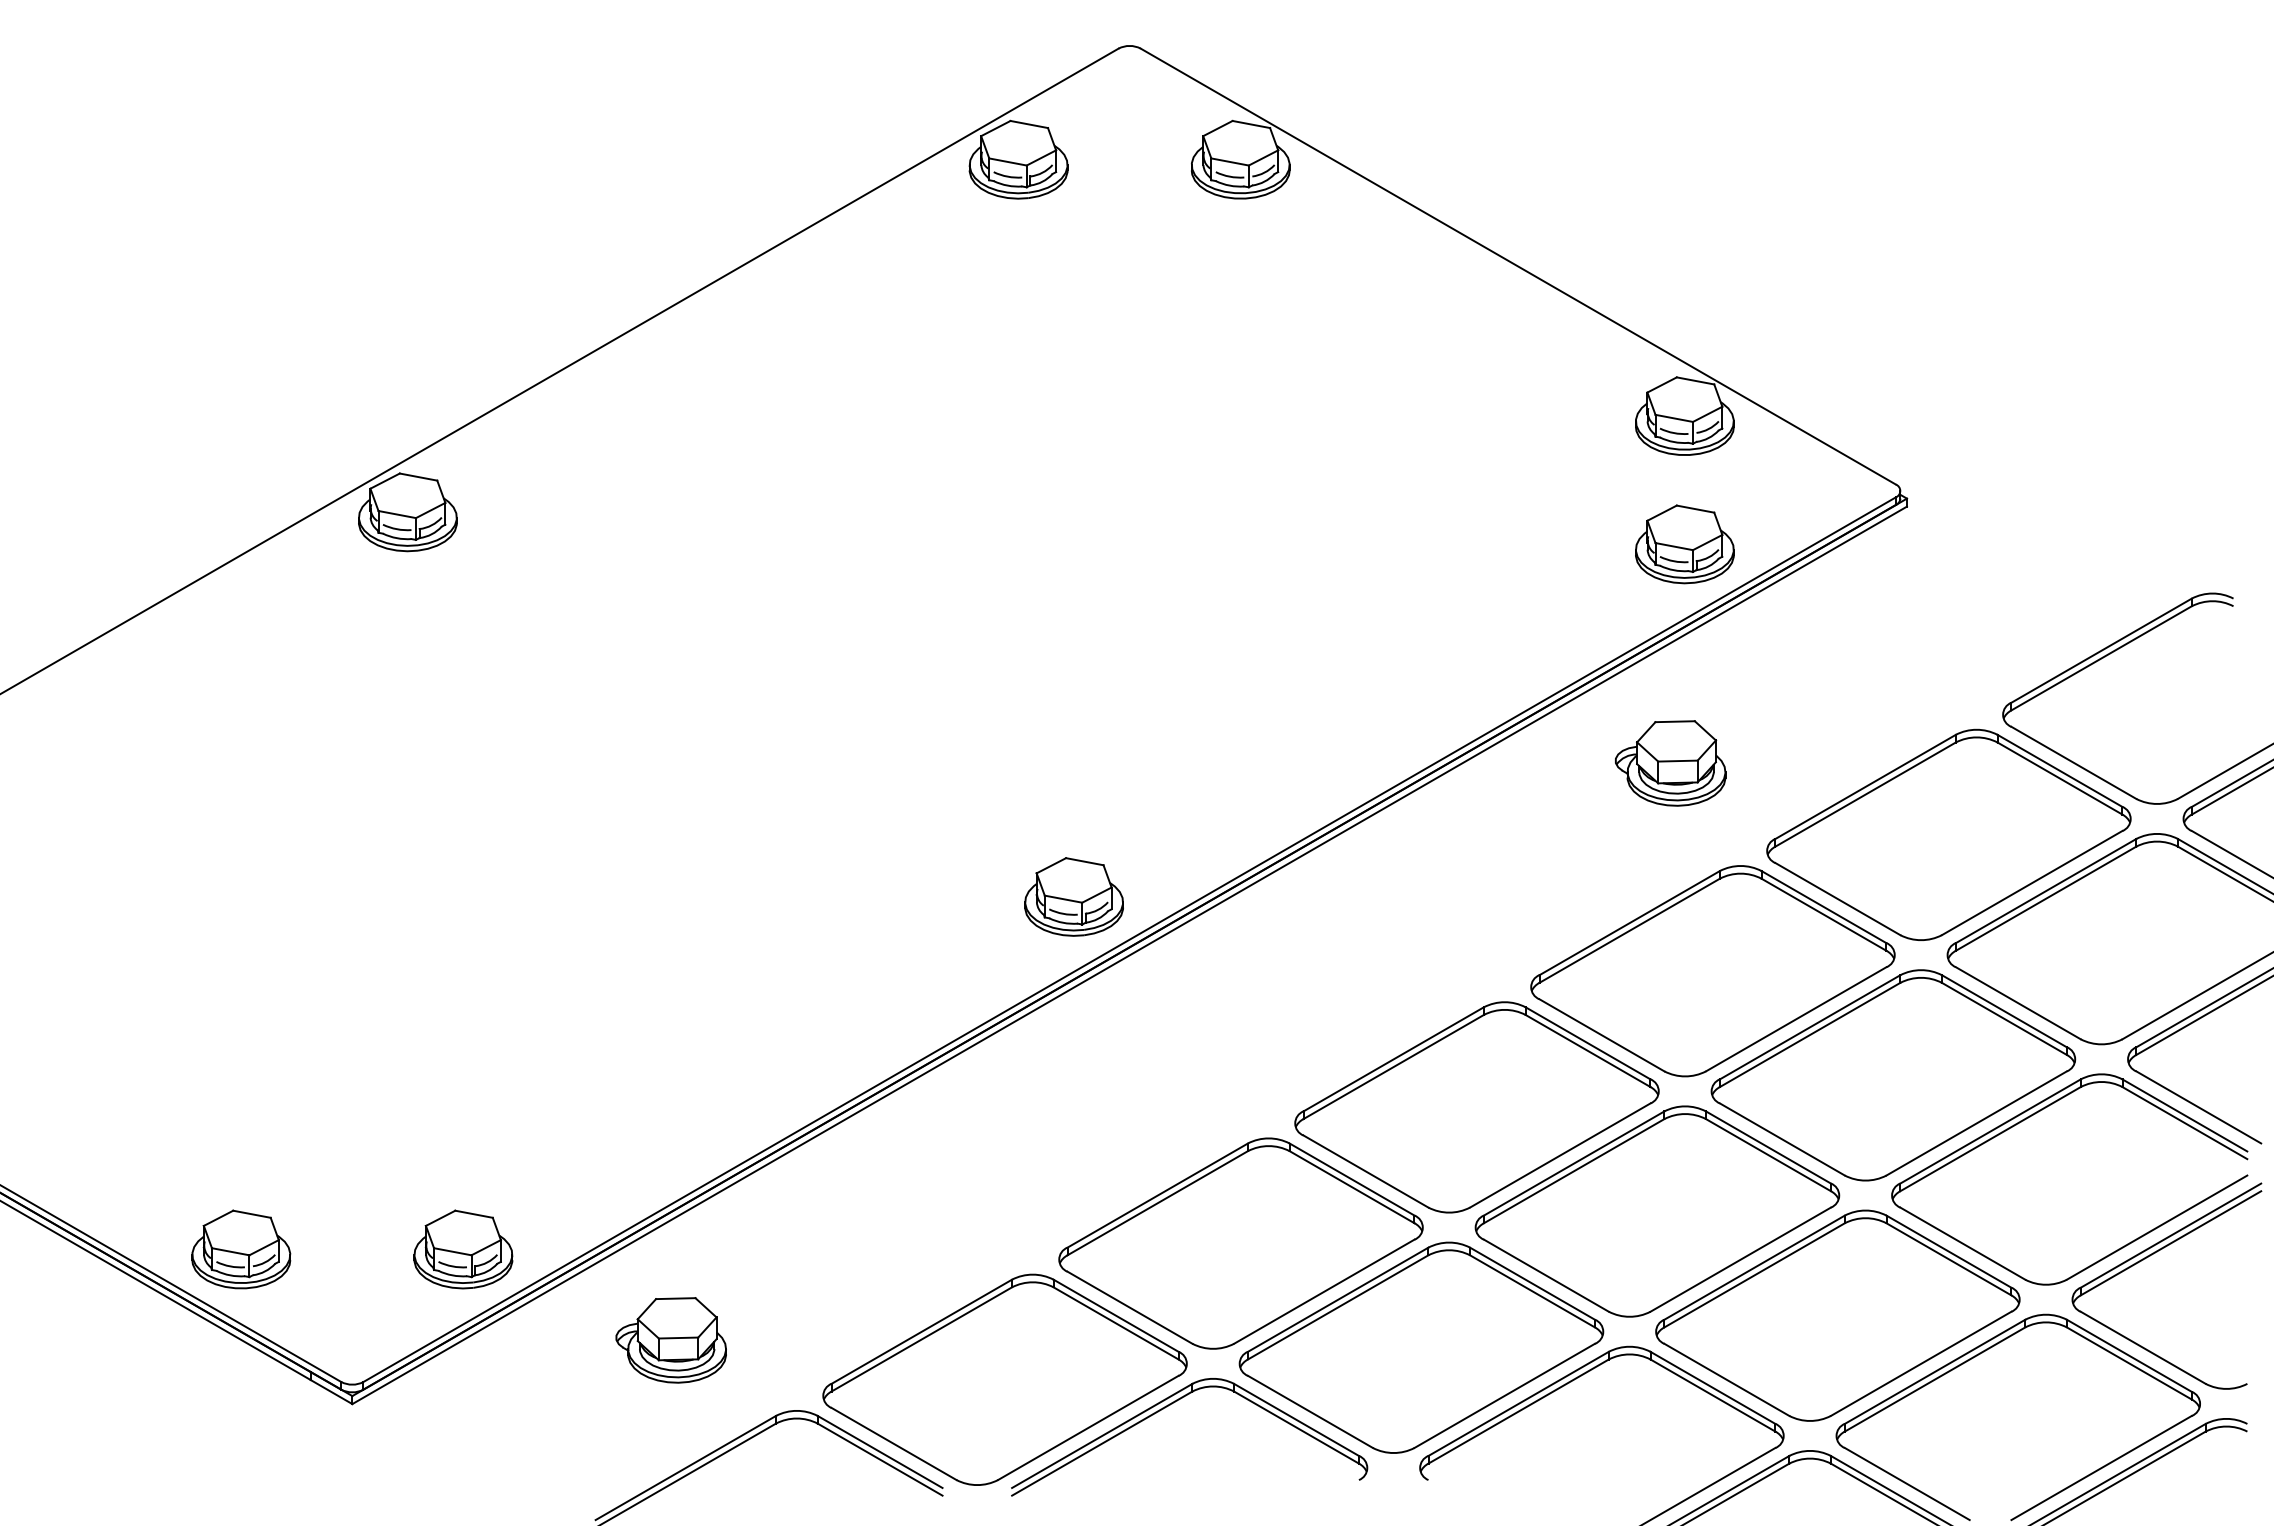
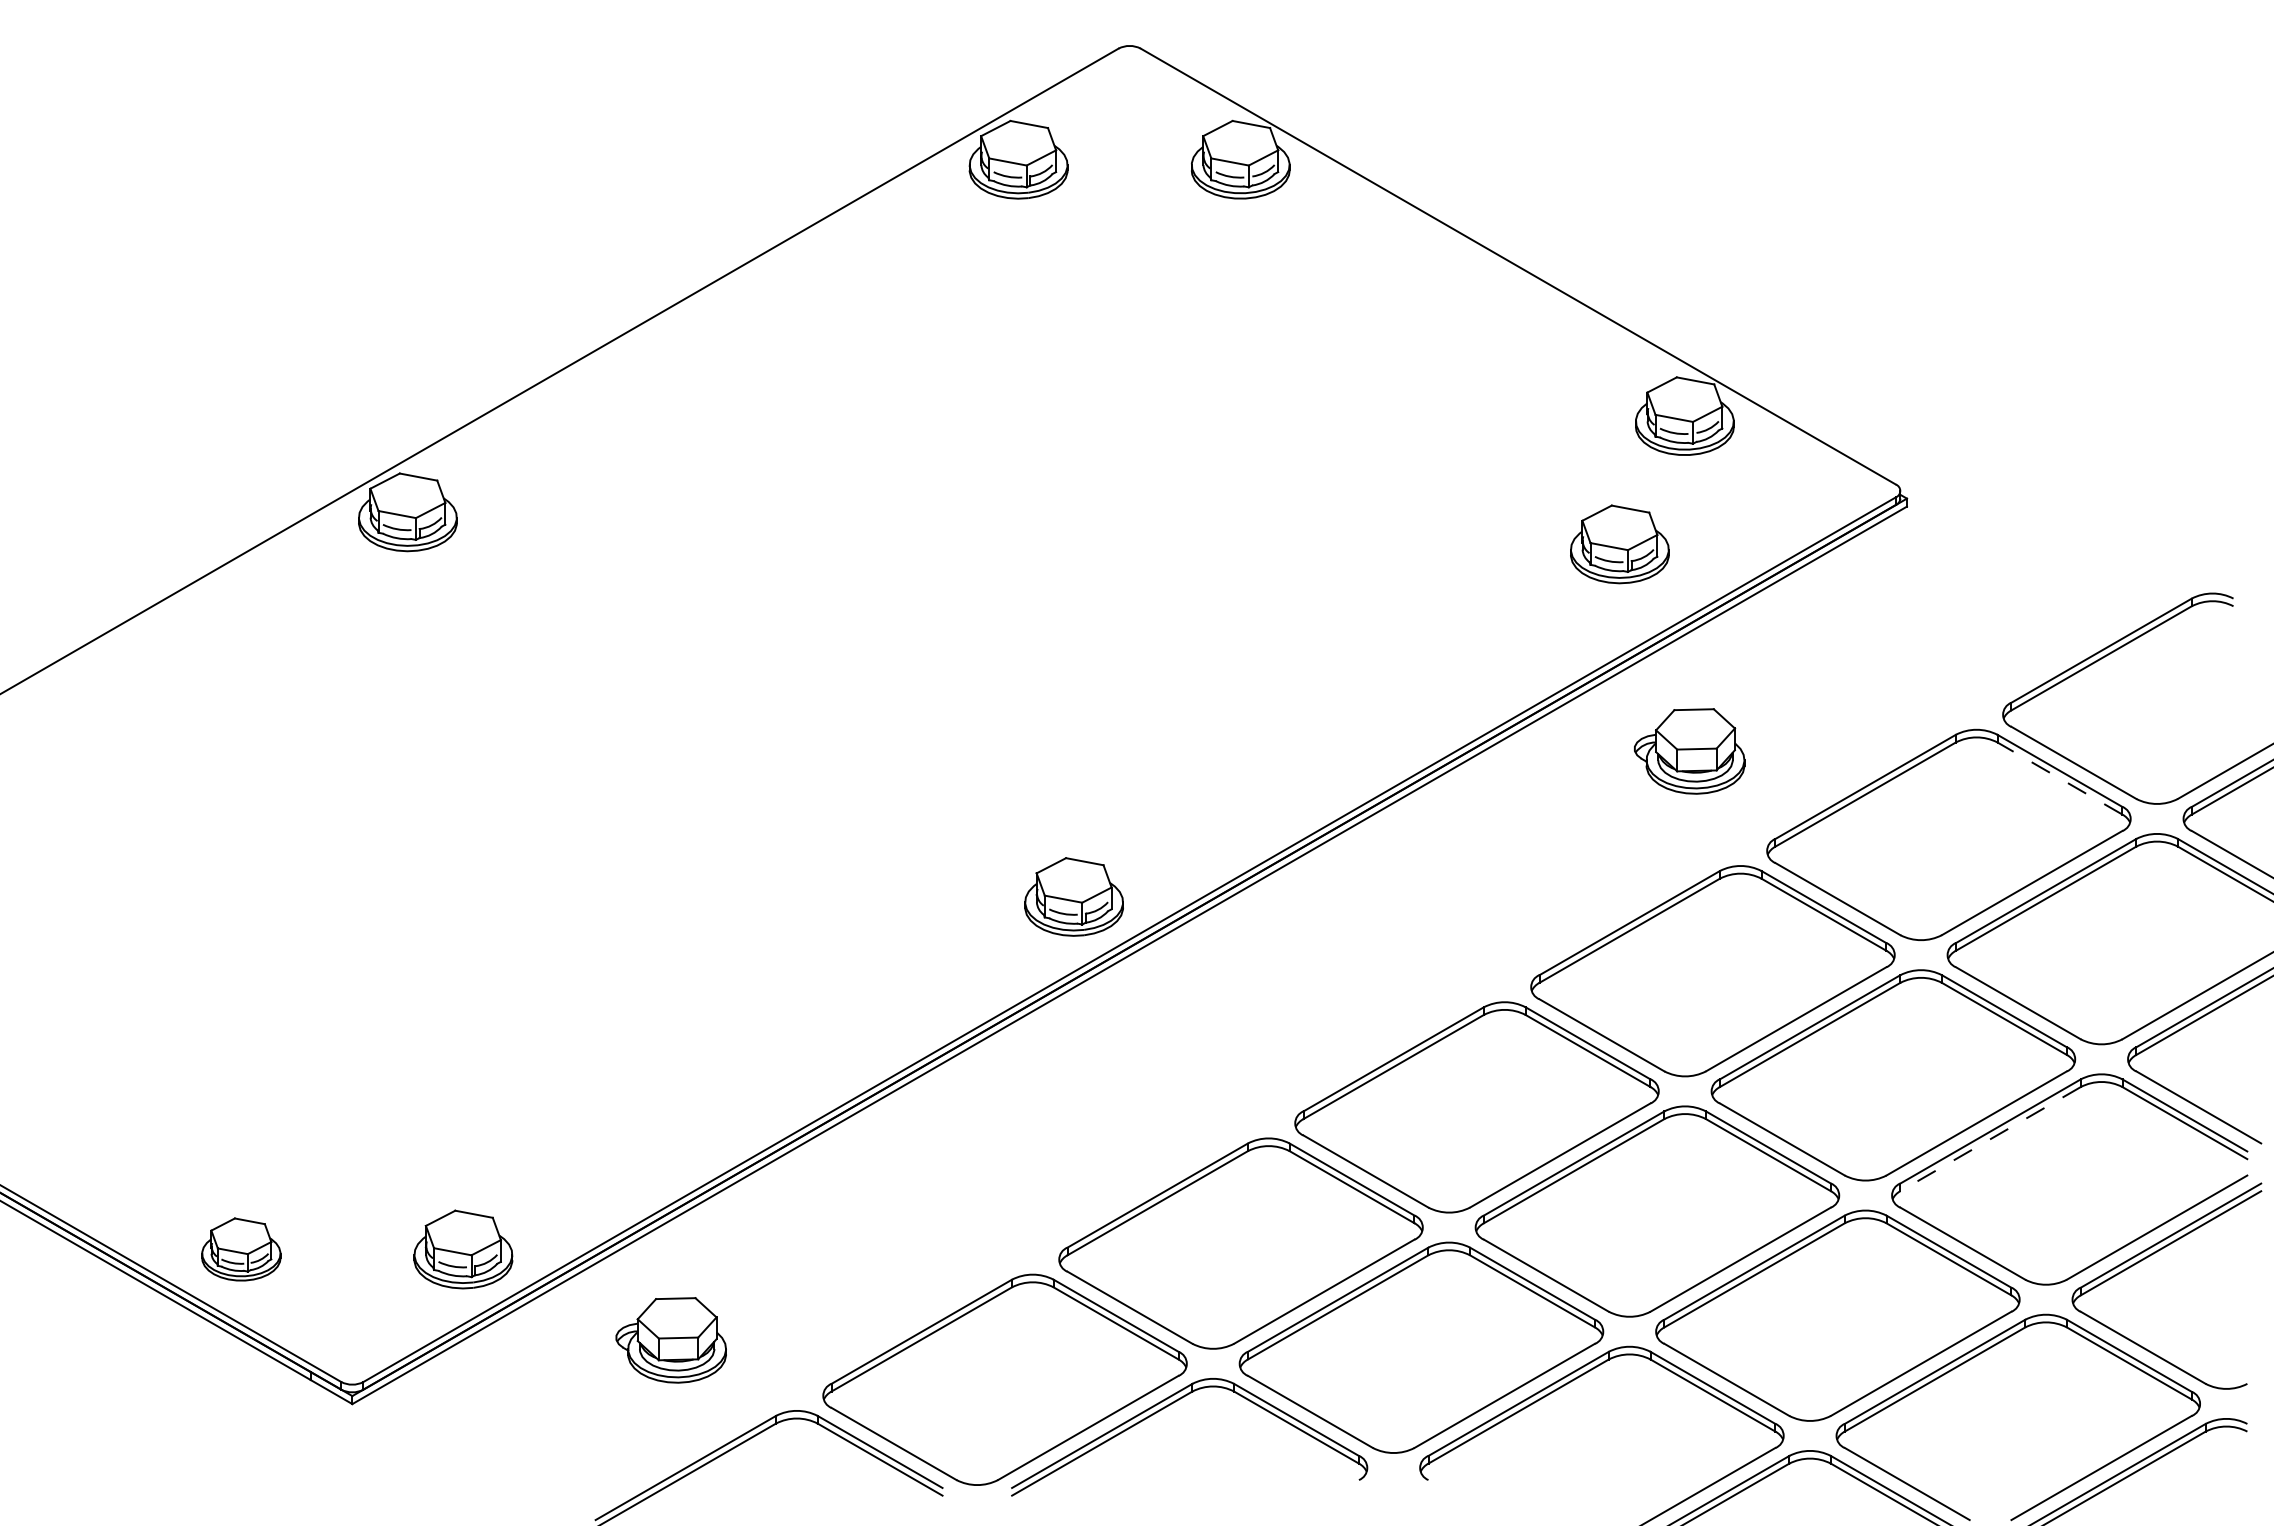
part position: (1684, 544) -> (1619, 544) (1619, 544)
part position: (1670, 763) -> (1689, 751) (1689, 751)
line: solid -> dashed (2059, 778)
line: solid -> dashed (1990, 1139)
part size: 101x81 px -> 81x65 px (241, 1249)
